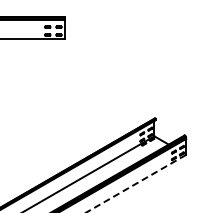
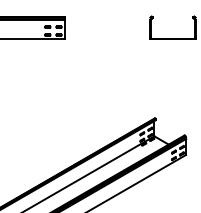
part: none -> present (172, 38)
line: dashed -> solid (135, 183)
